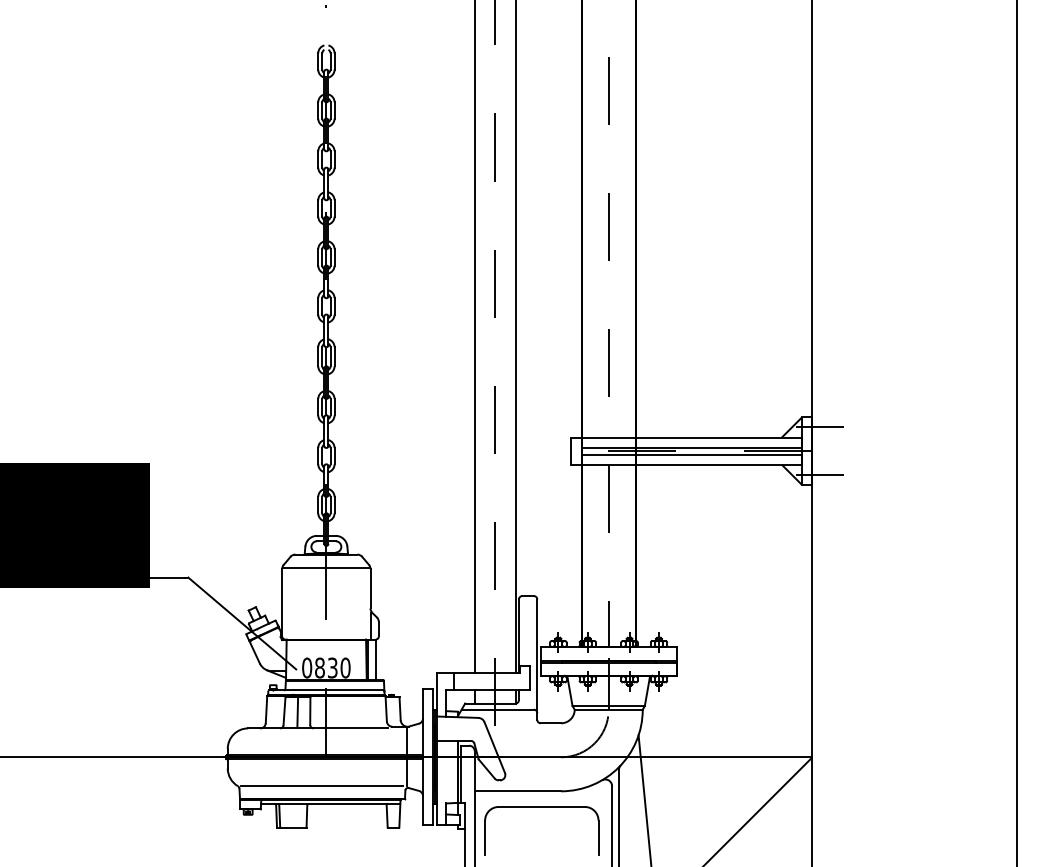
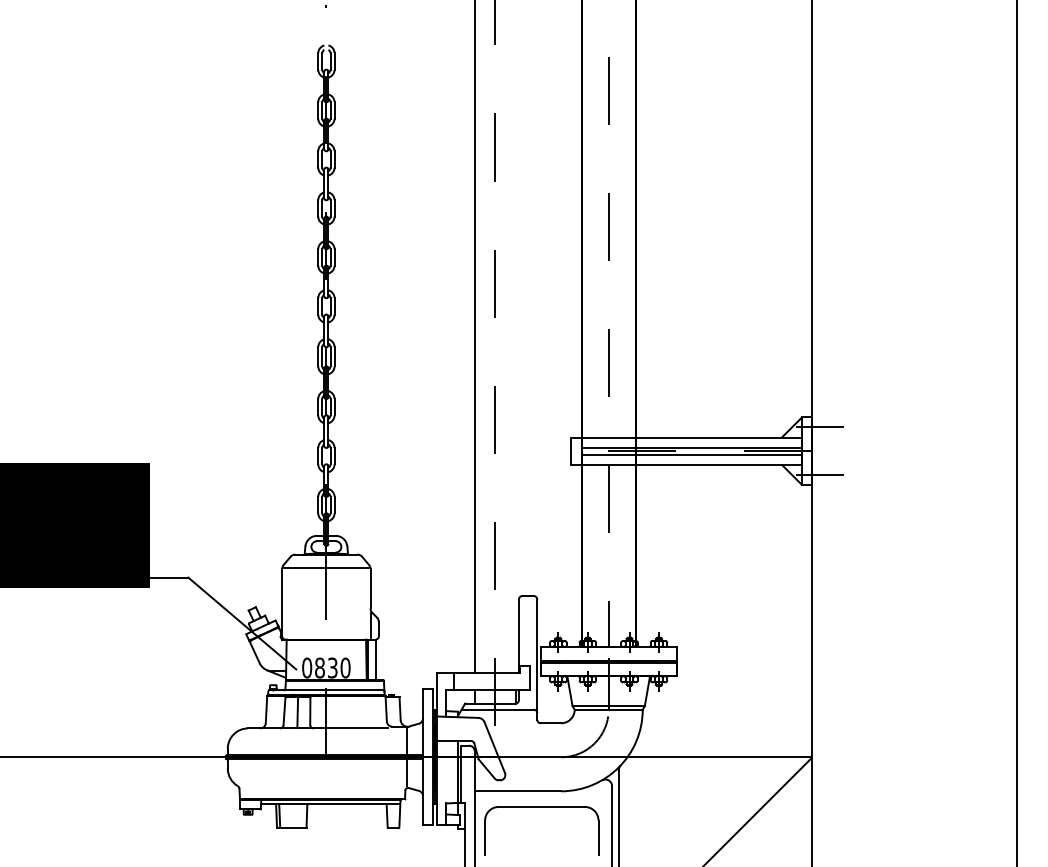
line: present -> none (515, 337)
line: present -> none (321, 785)
line: present -> none (644, 799)
